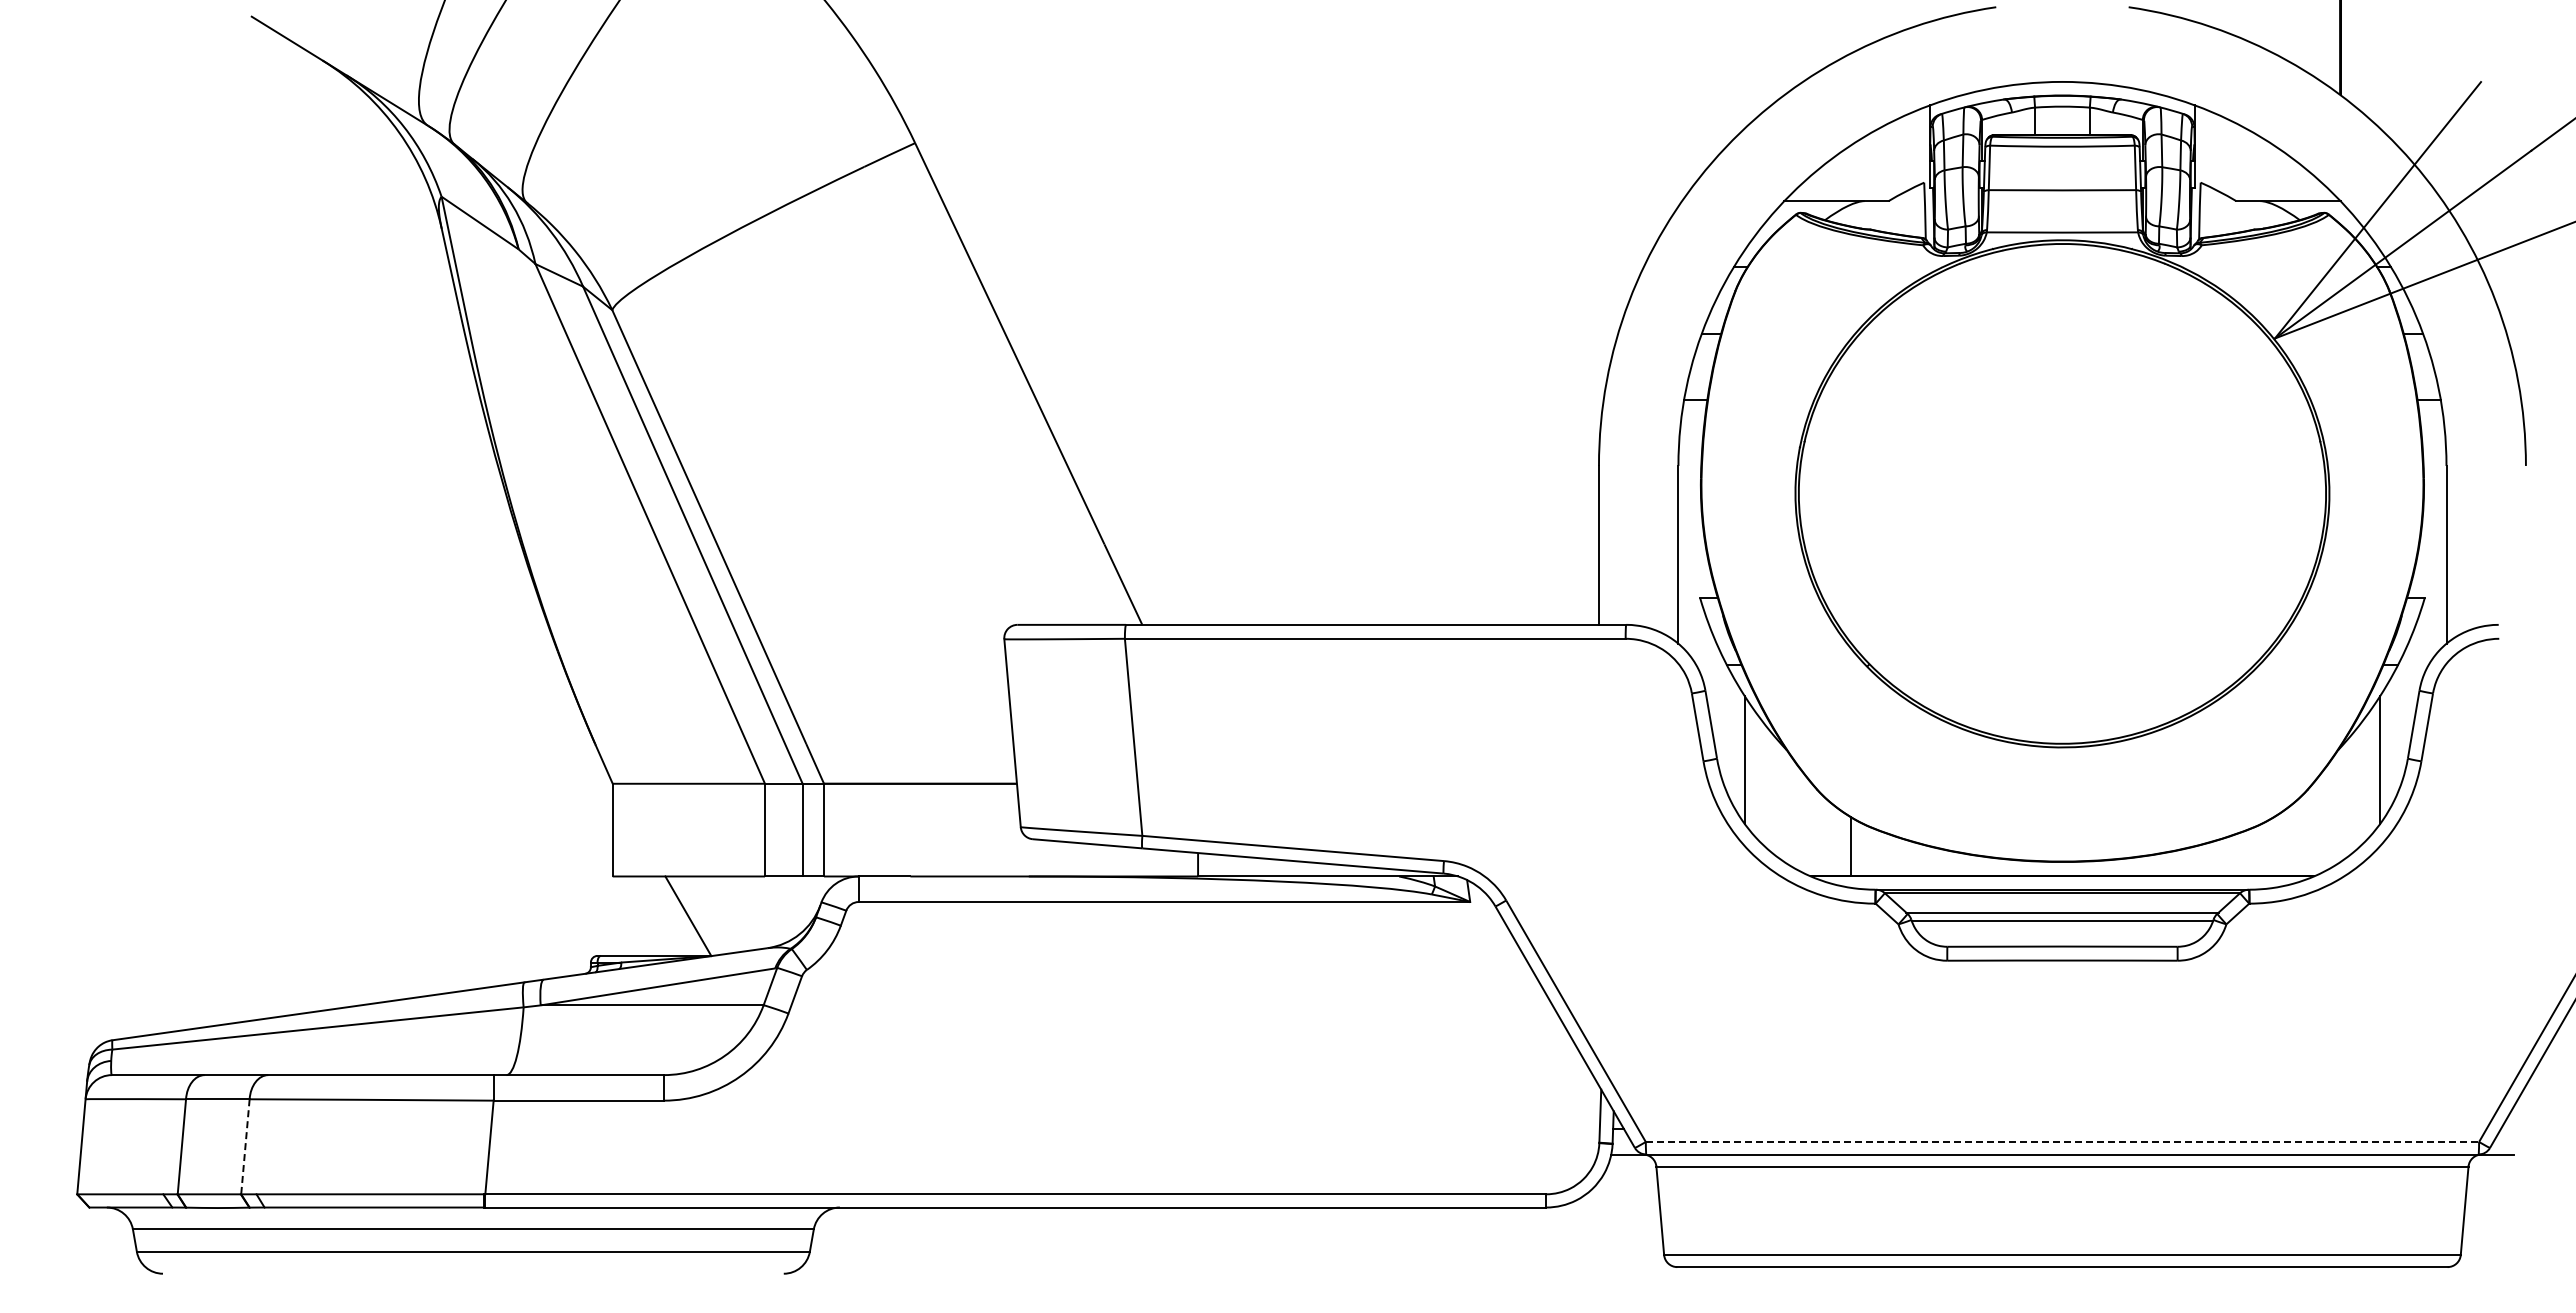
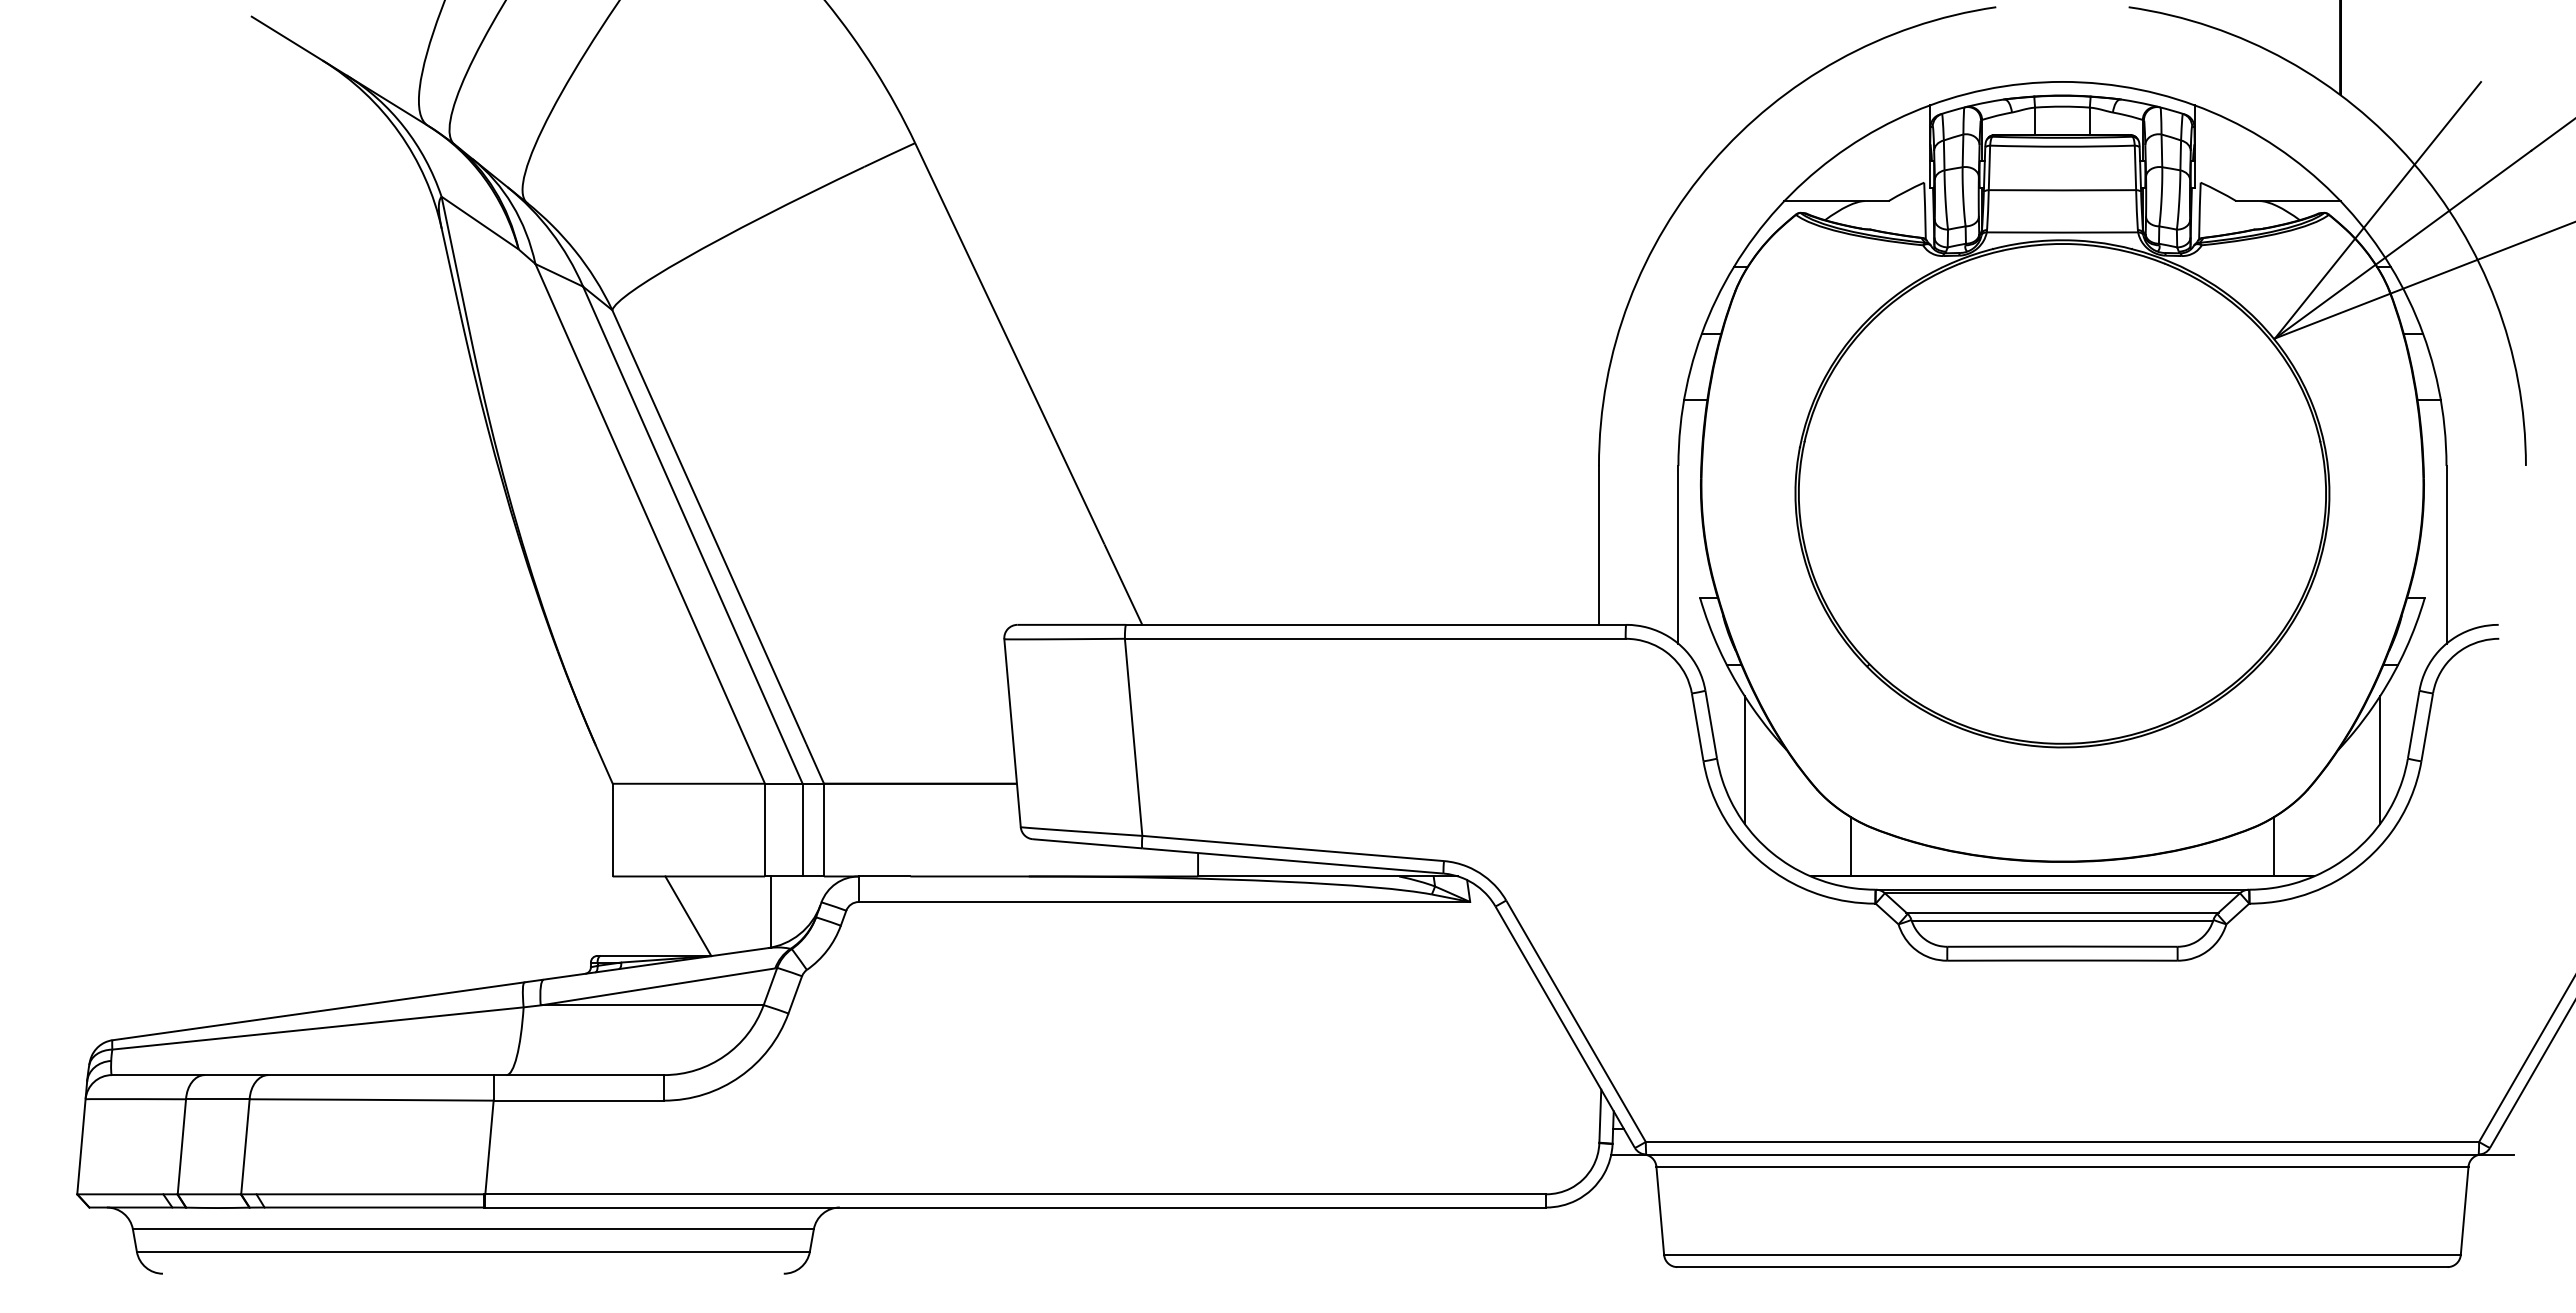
line: none -> present (2274, 846)
line: none -> present (771, 911)
line: dashed -> solid (2062, 1142)
line: dashed -> solid (245, 1146)
